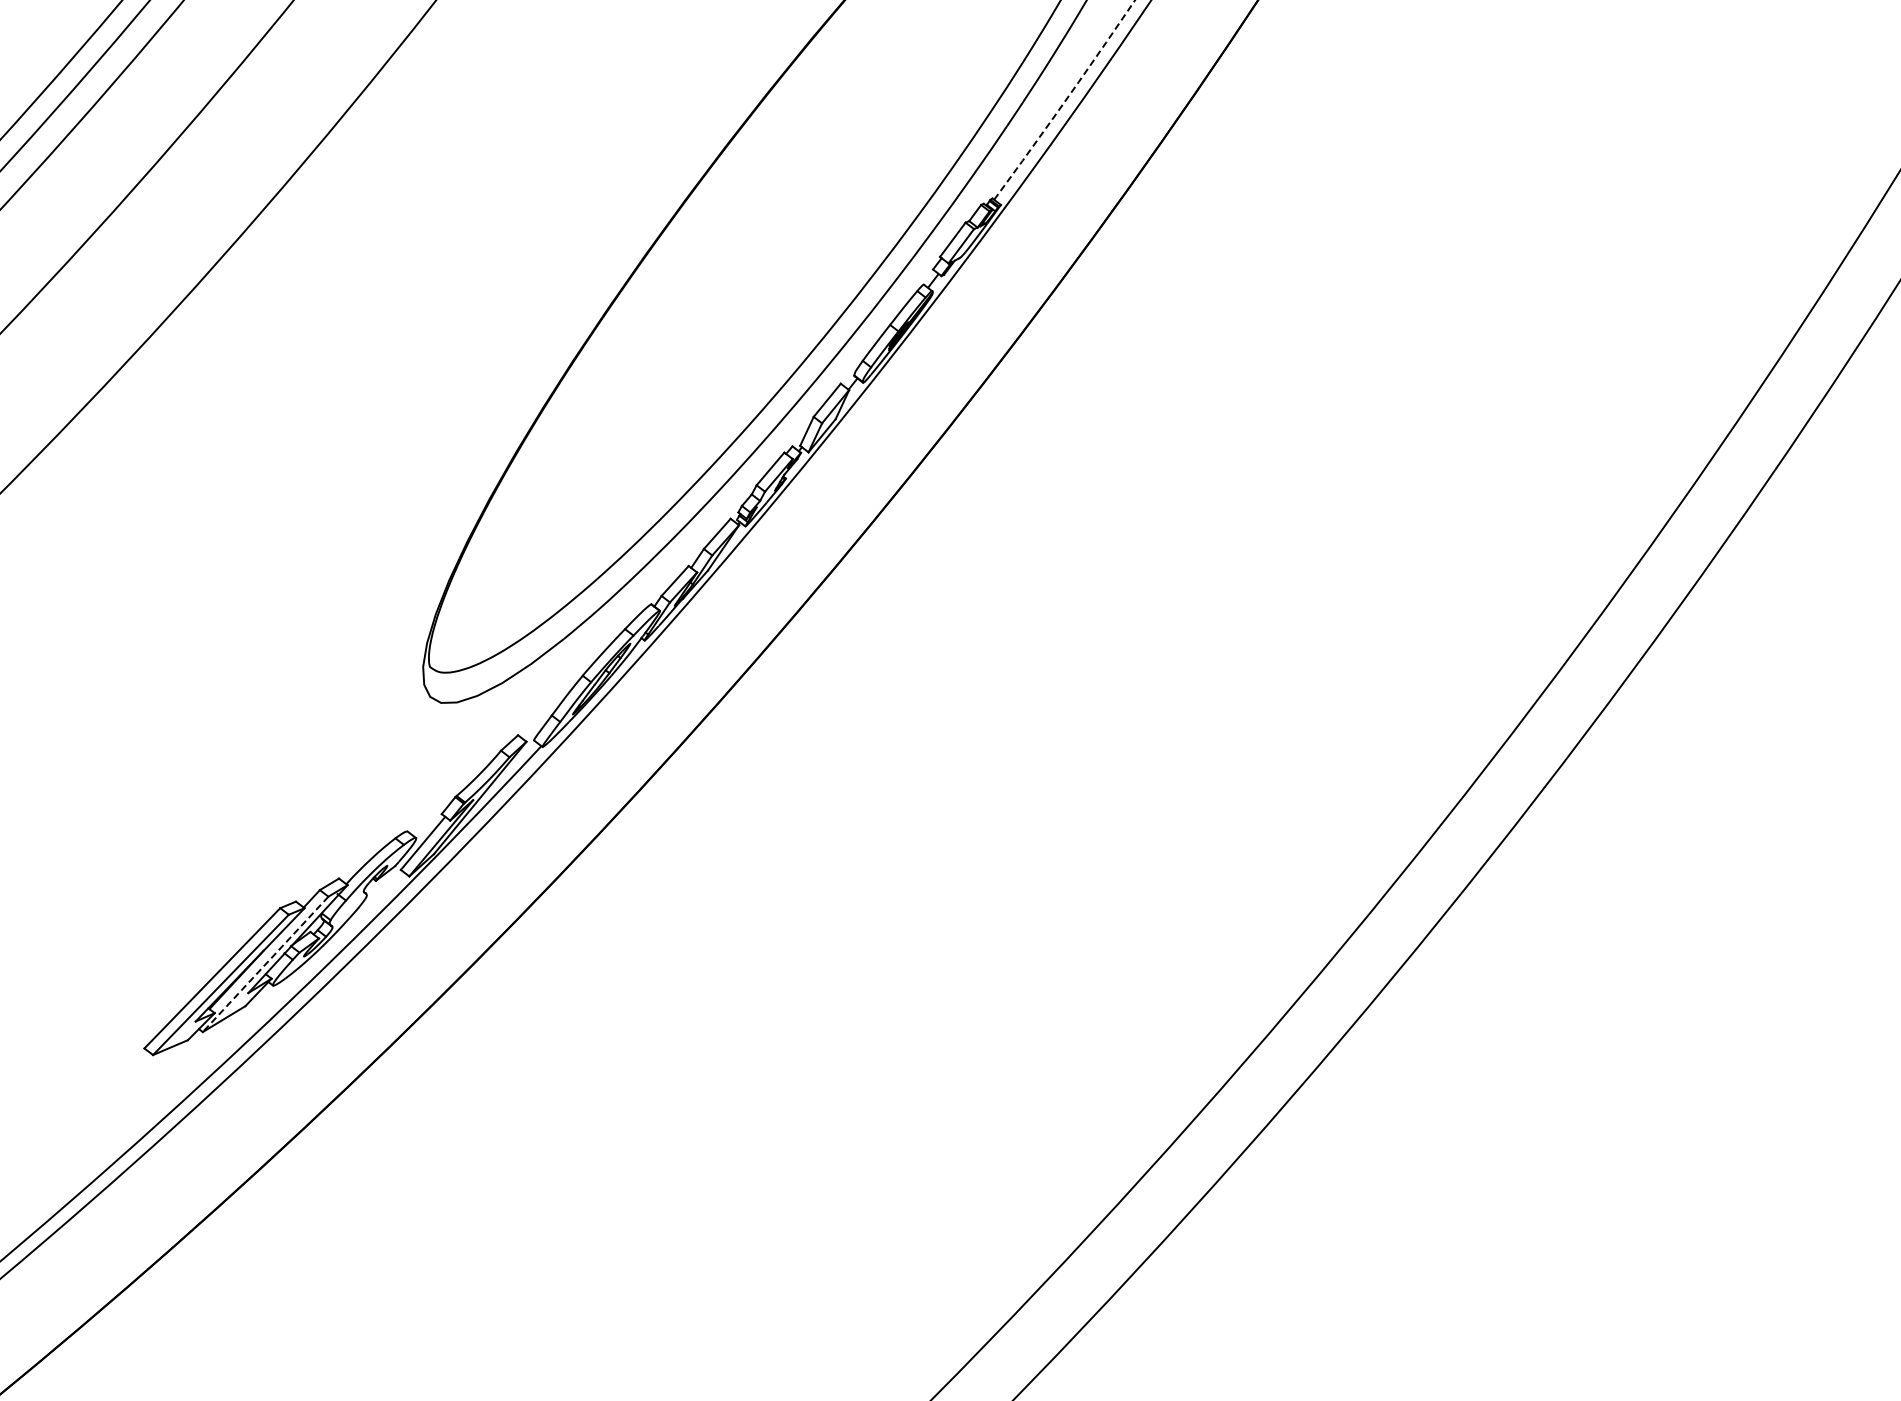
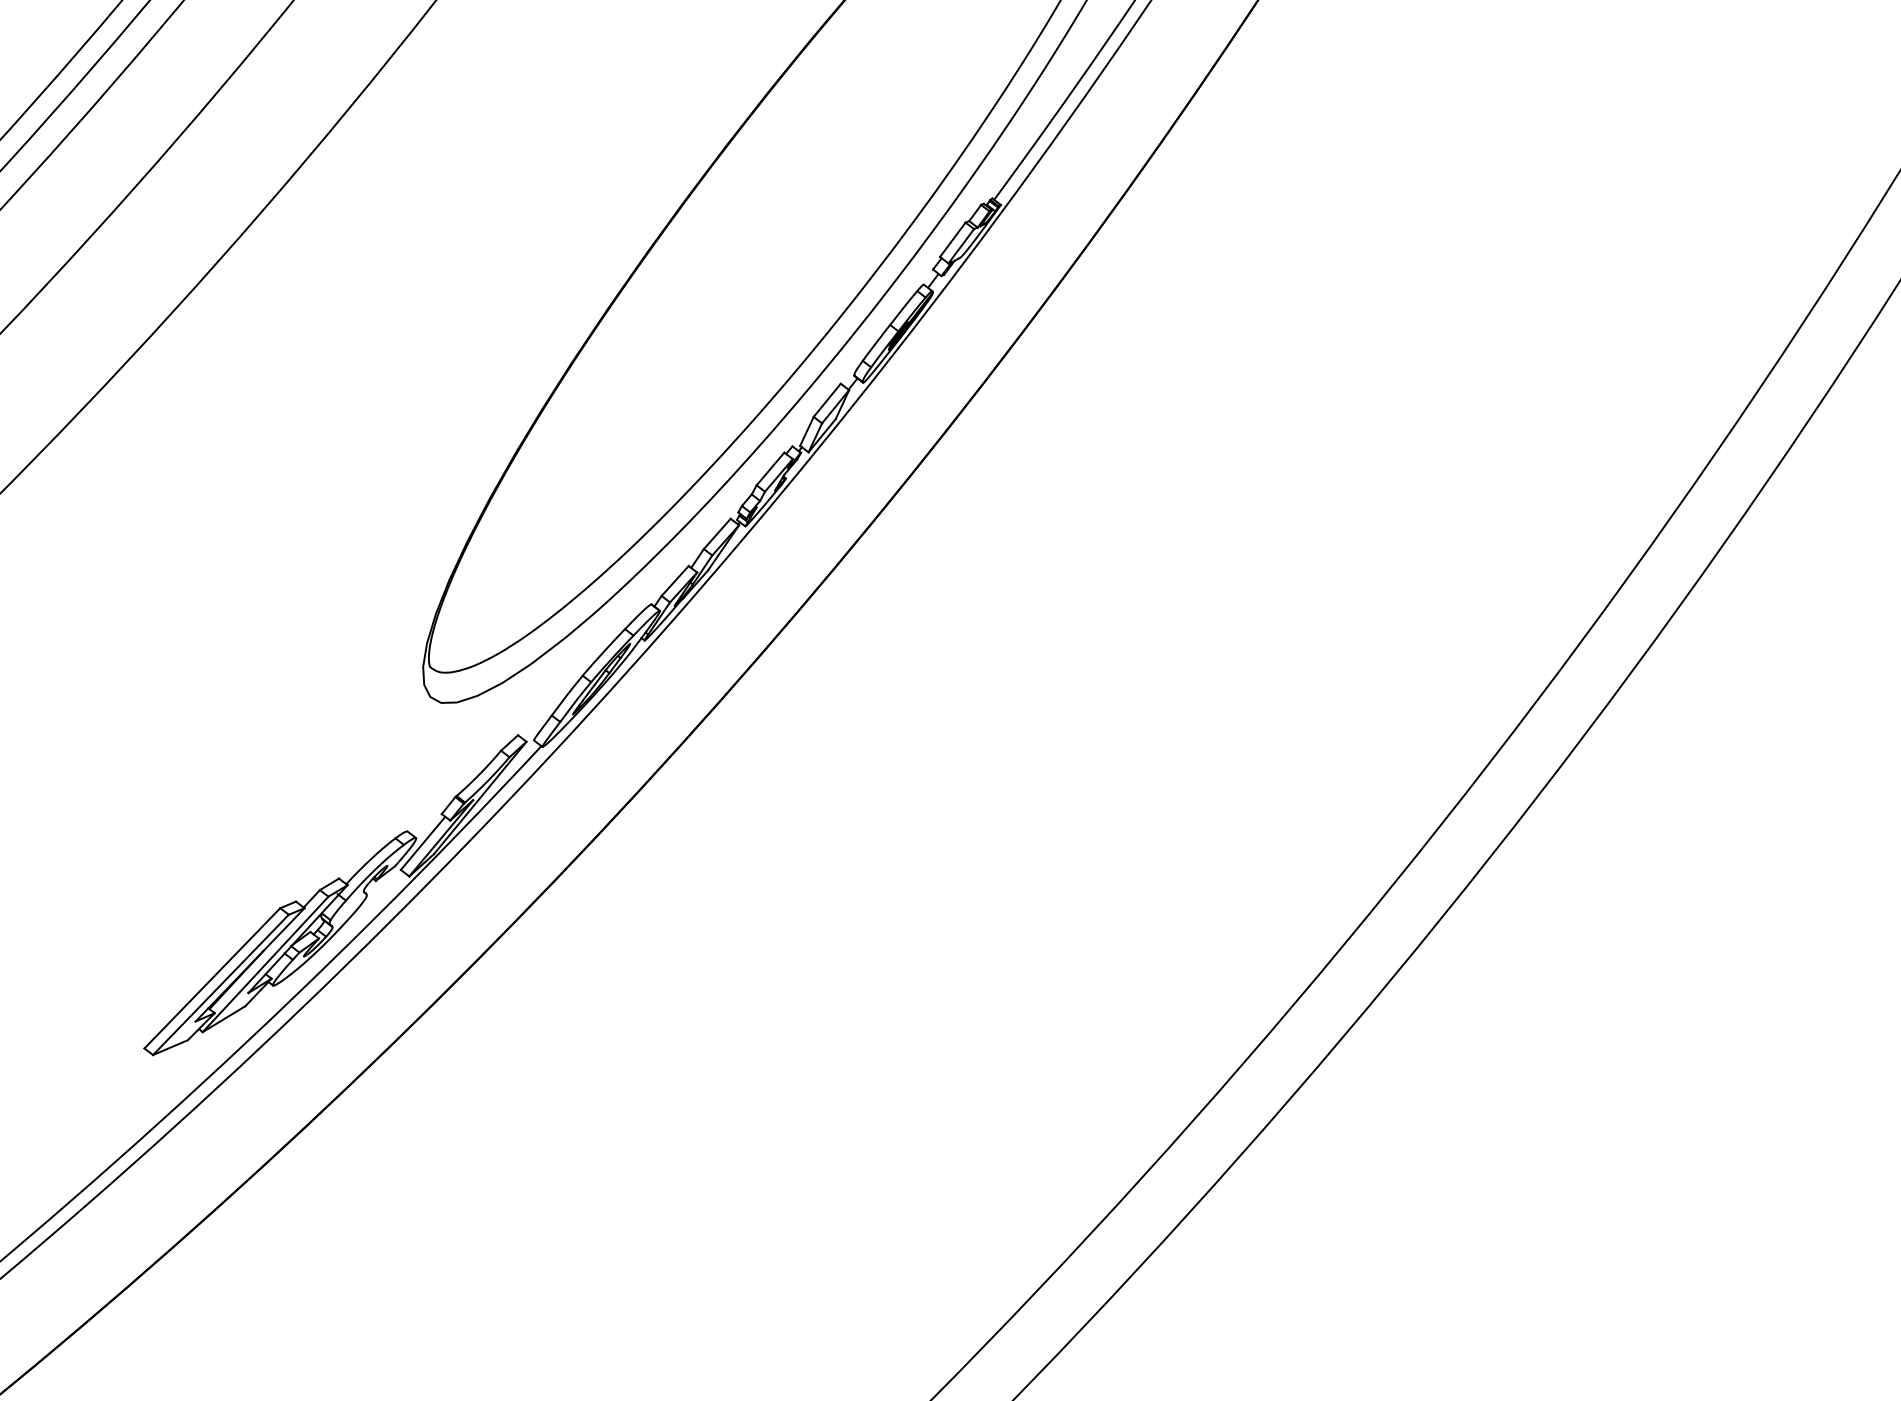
arc: dashed -> solid (1065, 100)
line: dashed -> solid (265, 964)
